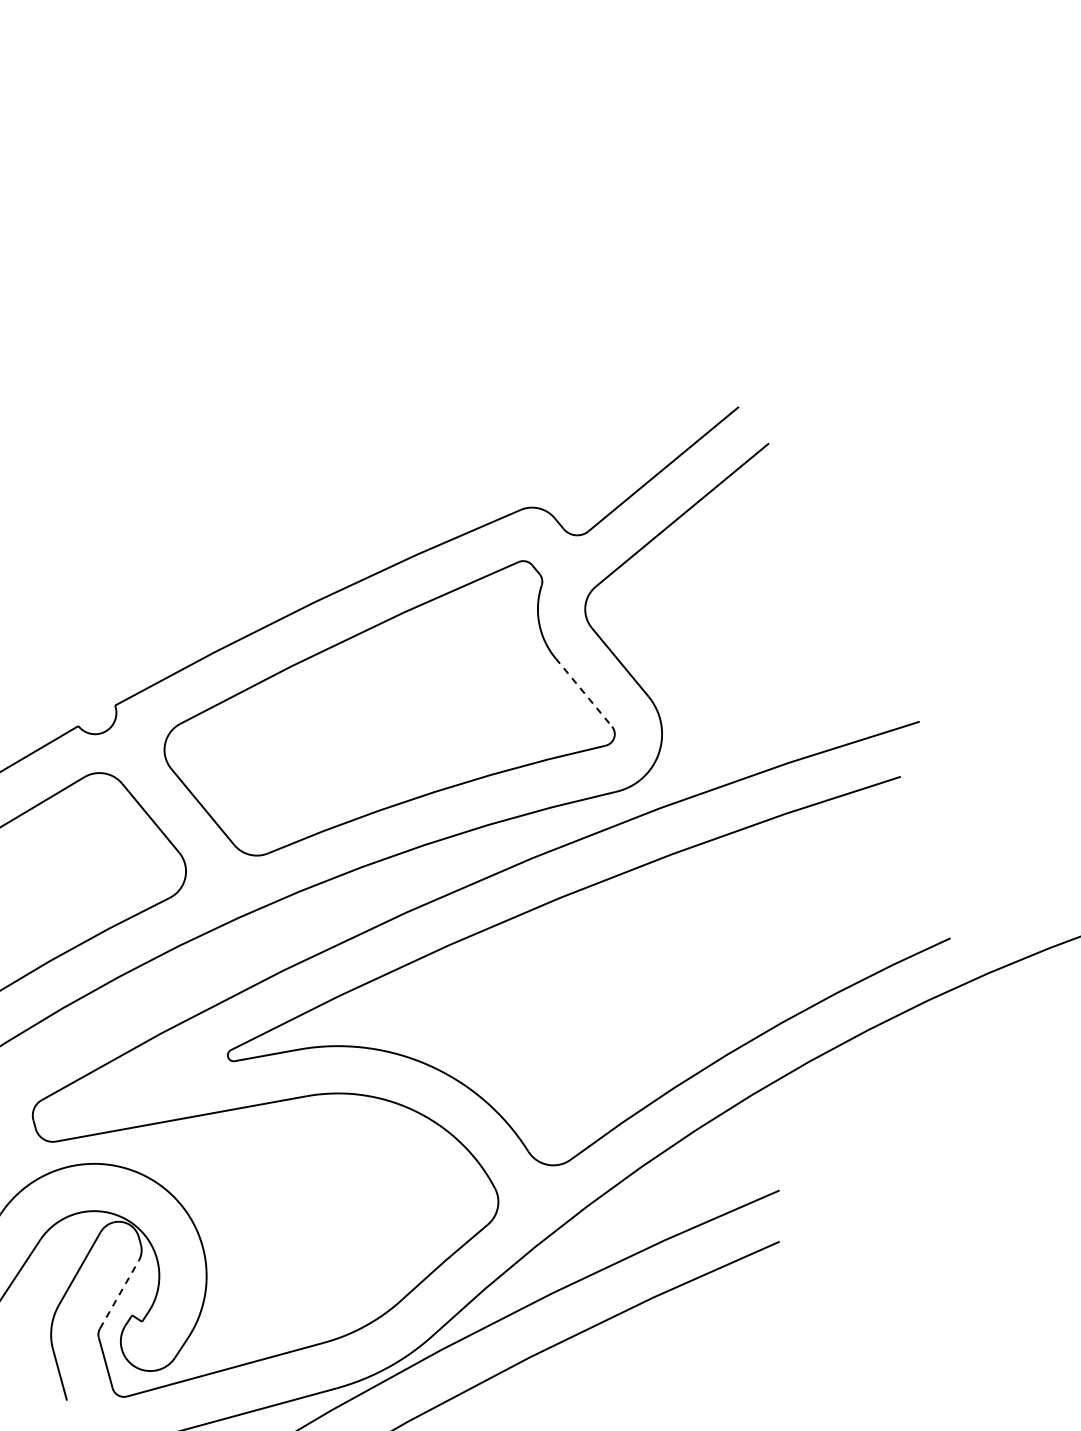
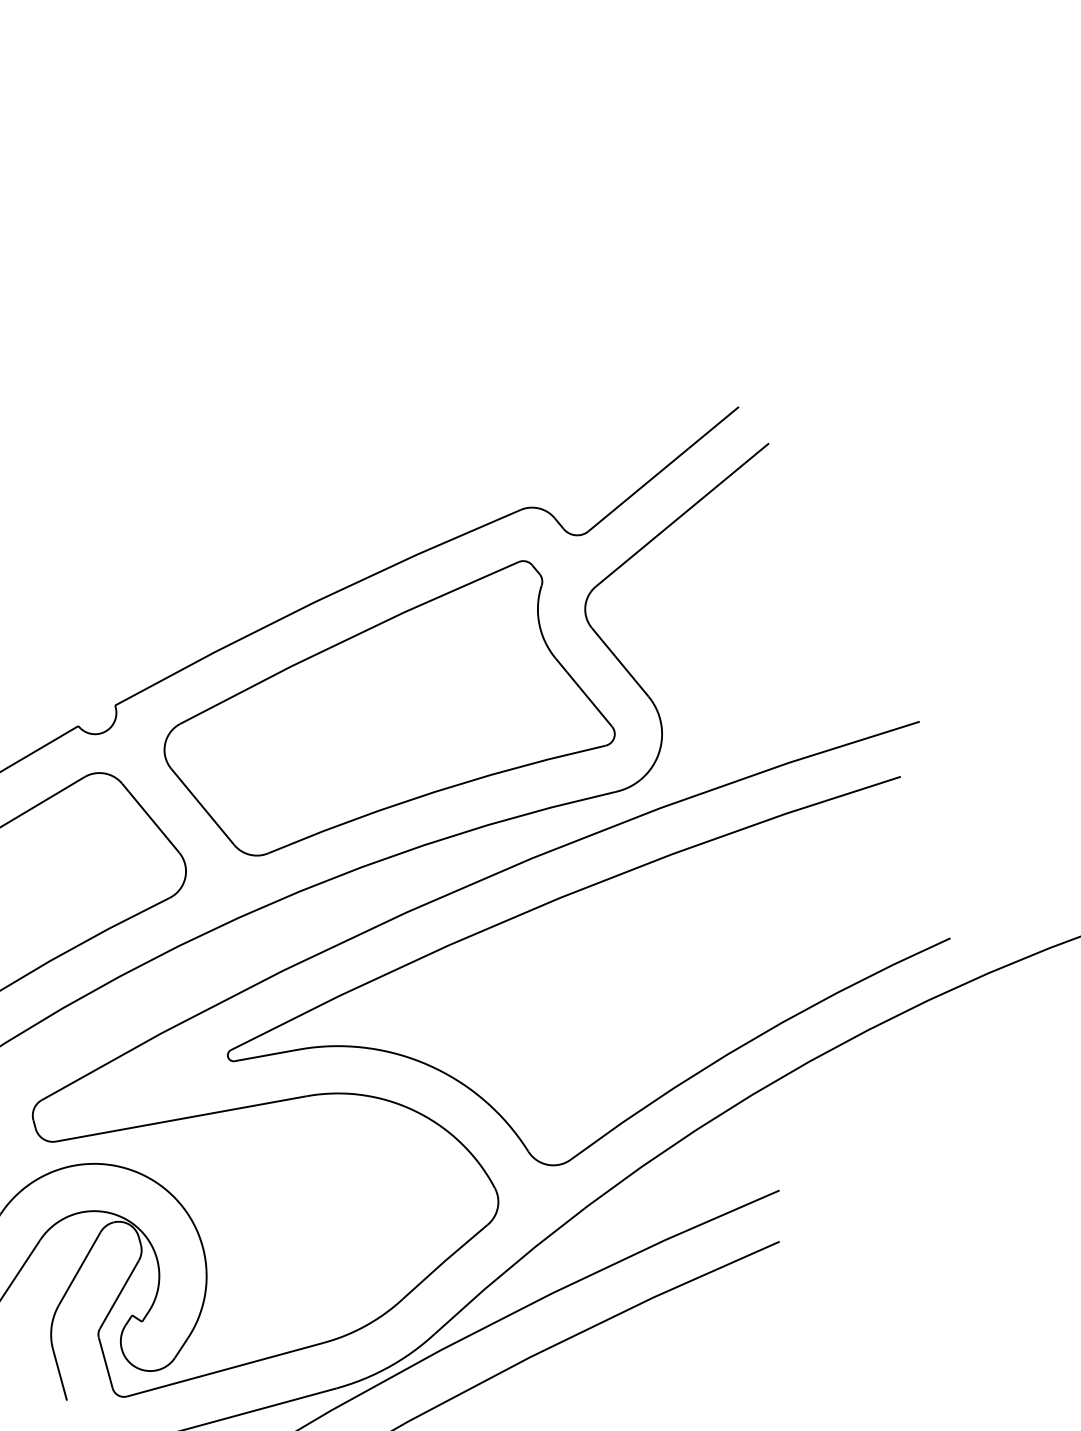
line: dashed -> solid (584, 692)
line: dashed -> solid (119, 1294)
